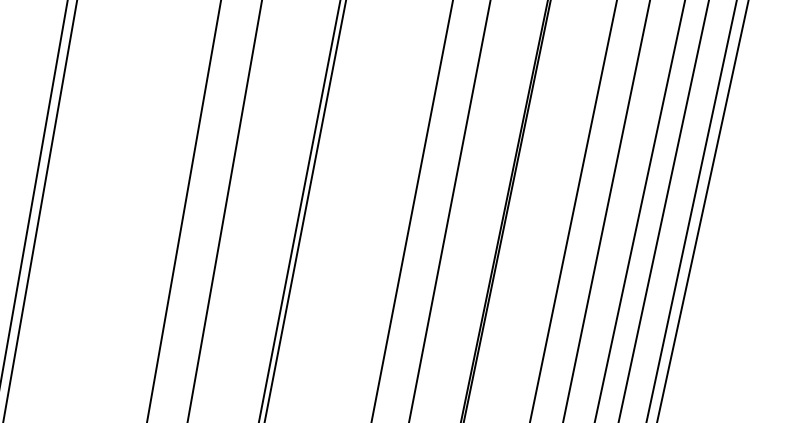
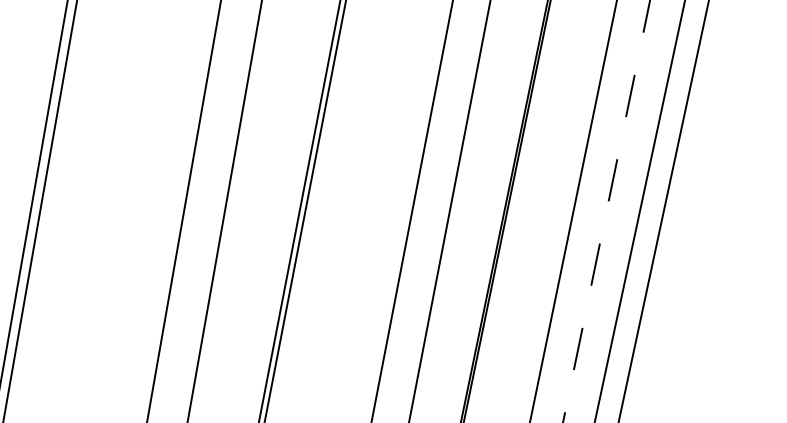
line: present -> none (691, 210)
line: present -> none (702, 210)
line: solid -> dashed (606, 212)
